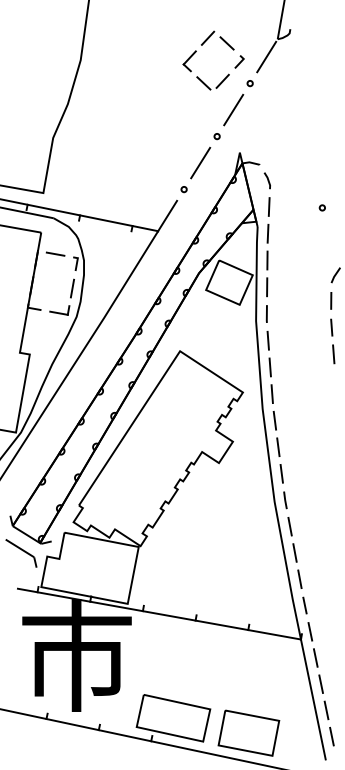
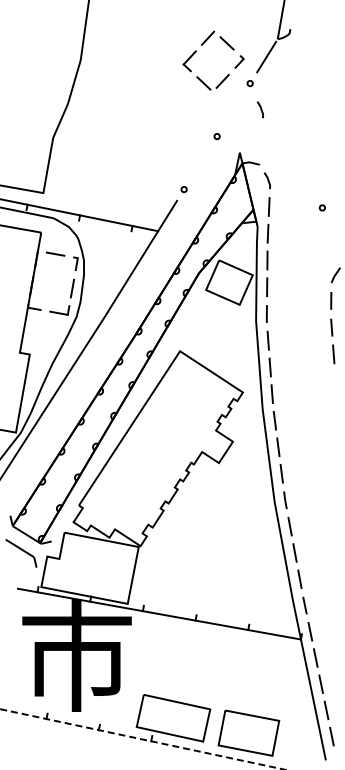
line: present -> none (233, 109)
line: none -> present (260, 109)
line: present -> none (200, 162)
line: solid -> dashed (143, 739)
